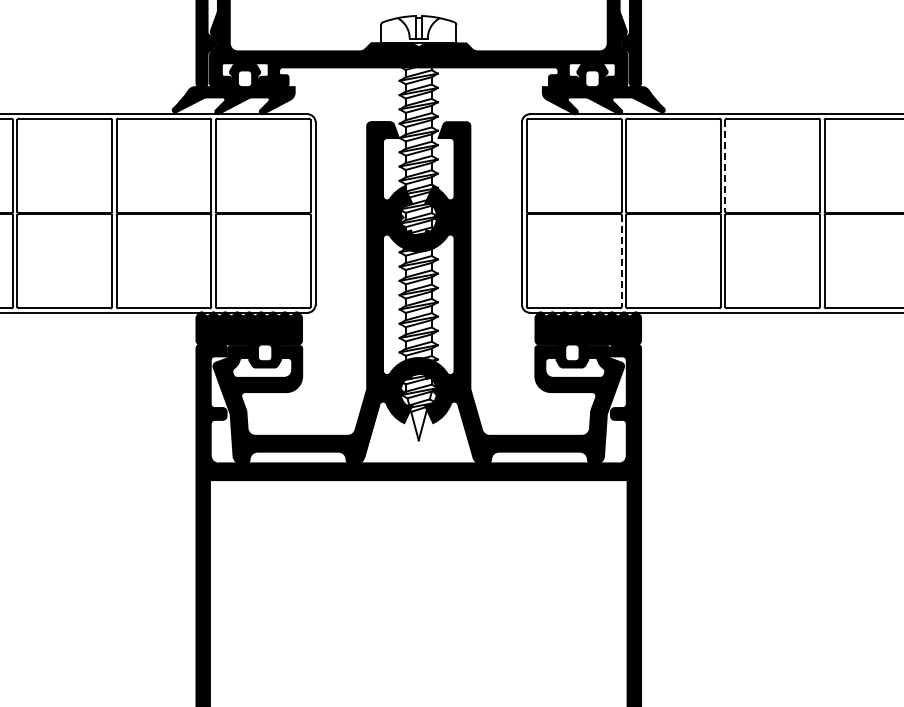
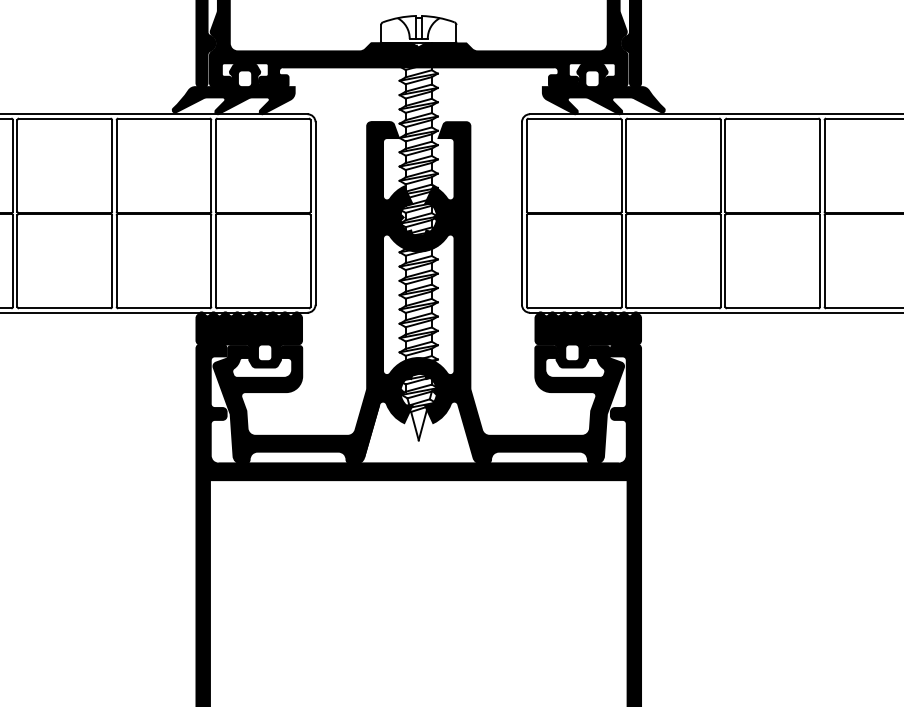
line: dashed -> solid (725, 165)
line: dashed -> solid (621, 261)
